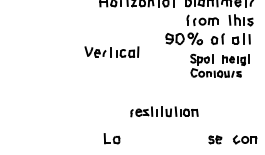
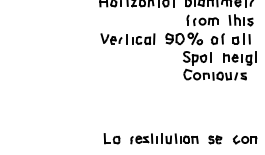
part position: (111, 51) -> (127, 38) (127, 38)
part size: 60x25 px -> 74x30 px (219, 65)
part position: (164, 111) -> (164, 138) (164, 138)
